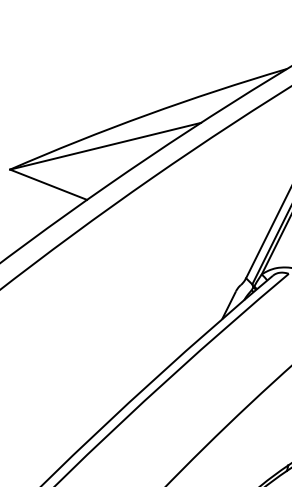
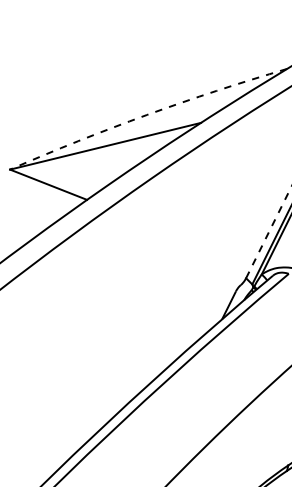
arc: solid -> dashed (147, 114)
line: solid -> dashed (269, 231)
